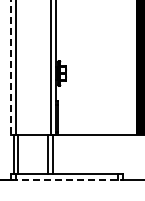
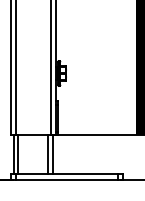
line: dashed -> solid (11, 67)
line: dashed -> solid (66, 179)
